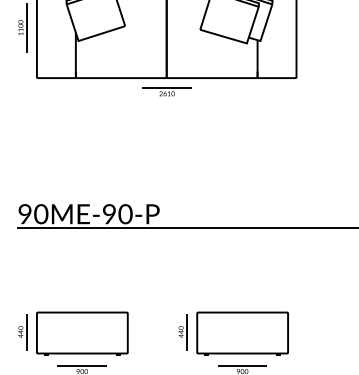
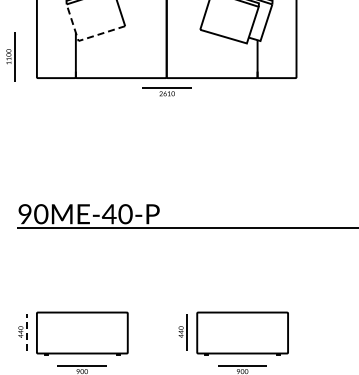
part position: (22, 27) -> (10, 56) (10, 56)
line: solid -> dashed (82, 39)
text: 90ME-90-P -> 90ME-40-P (108, 214)
line: solid -> dashed (27, 332)
